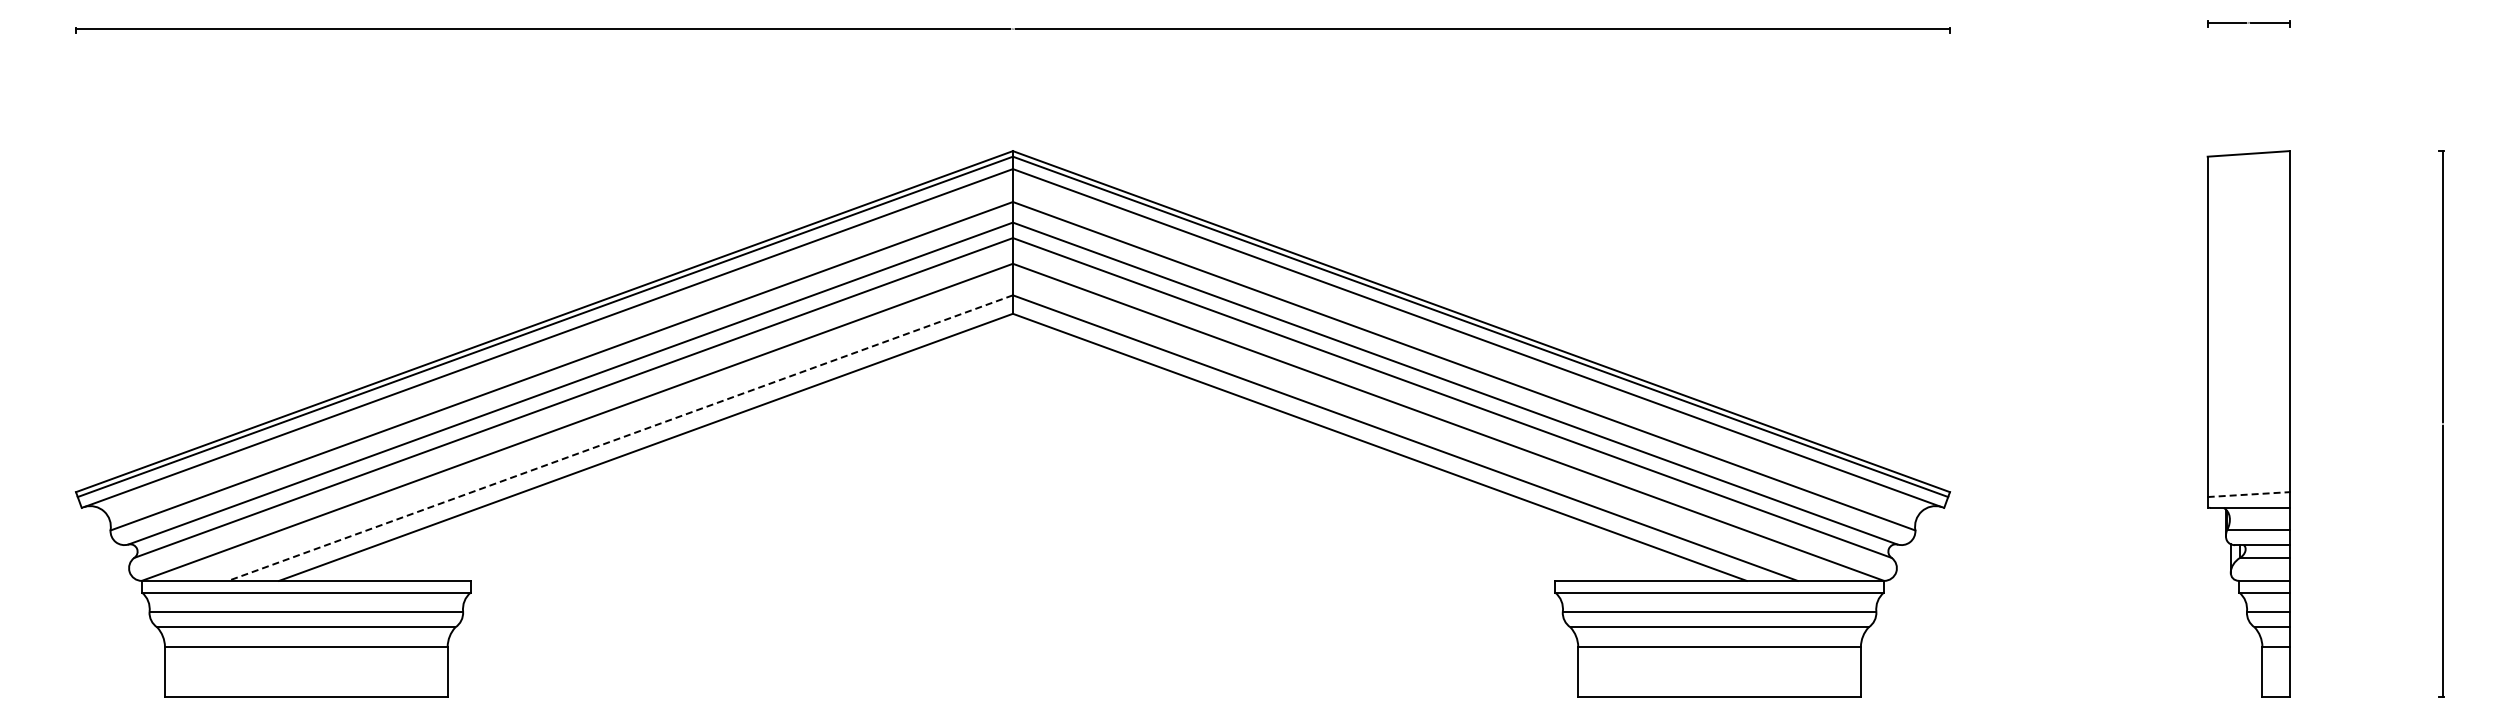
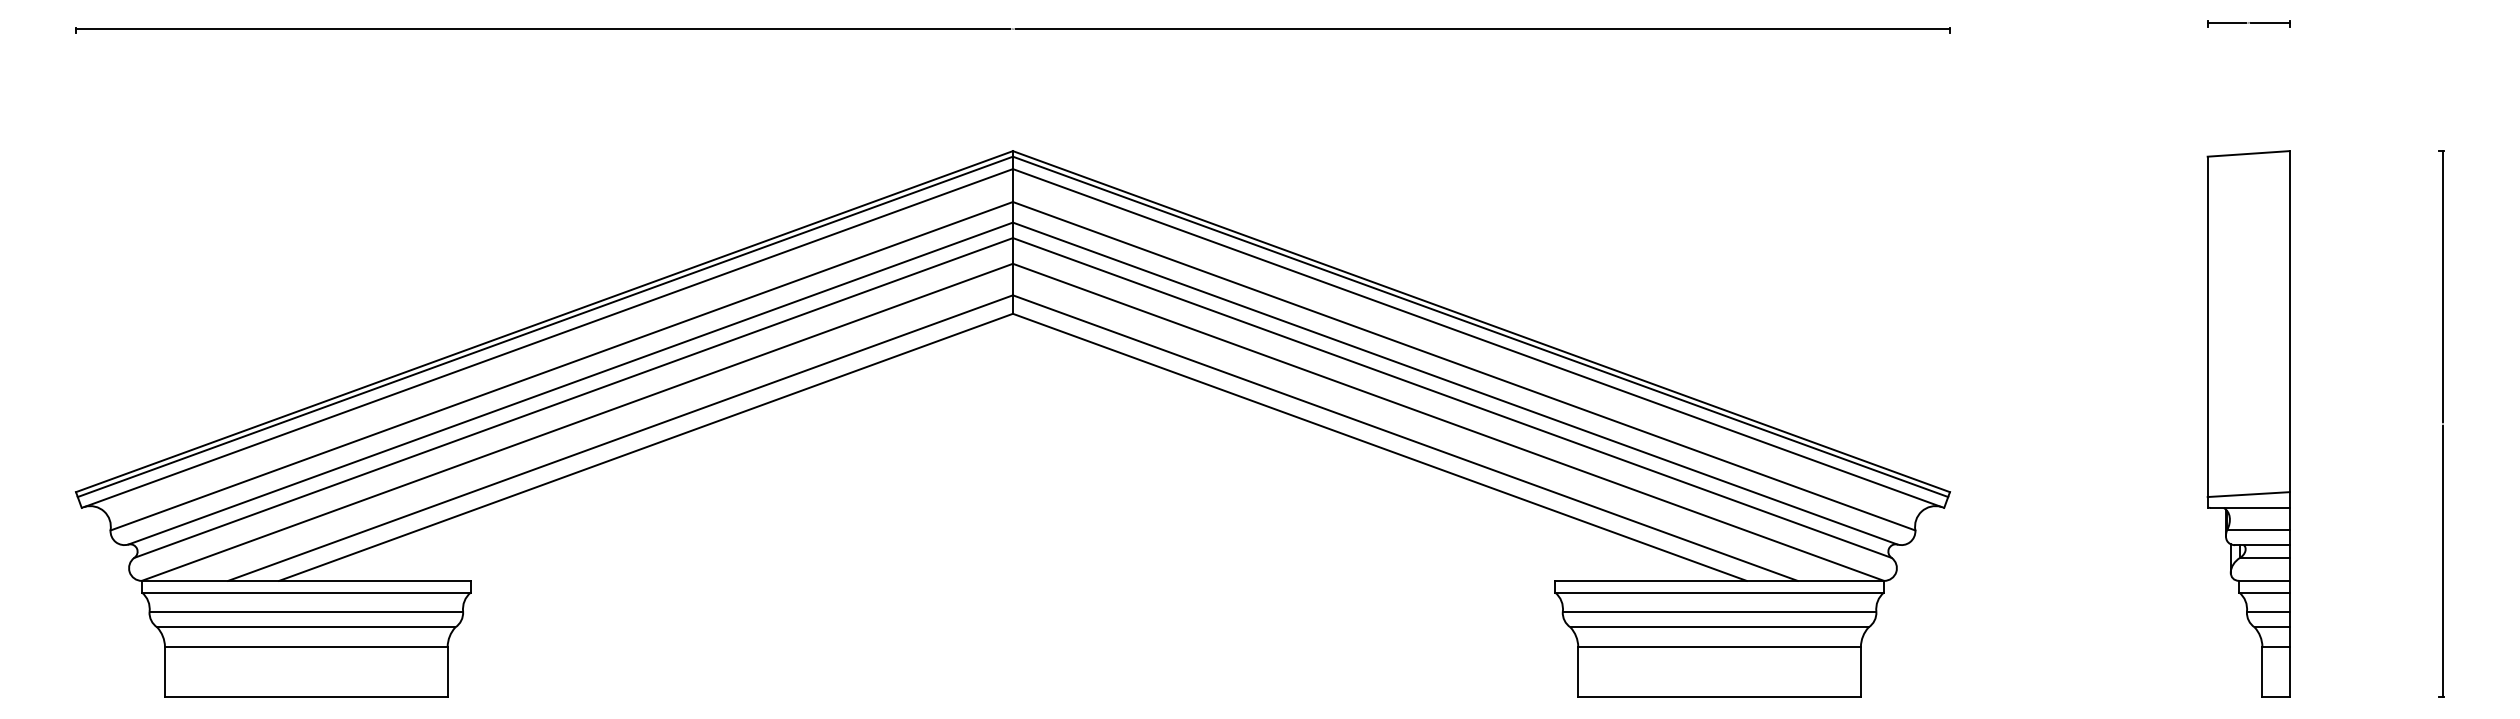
line: dashed -> solid (620, 438)
line: dashed -> solid (2248, 494)
